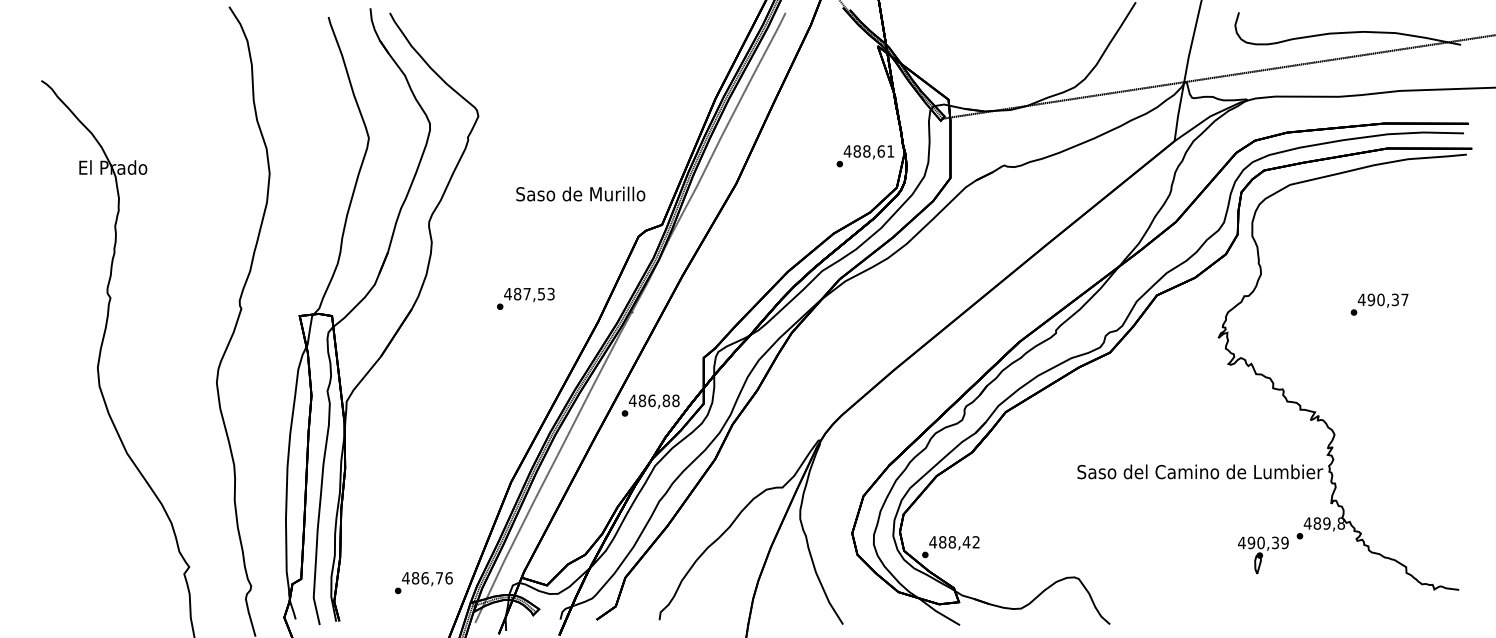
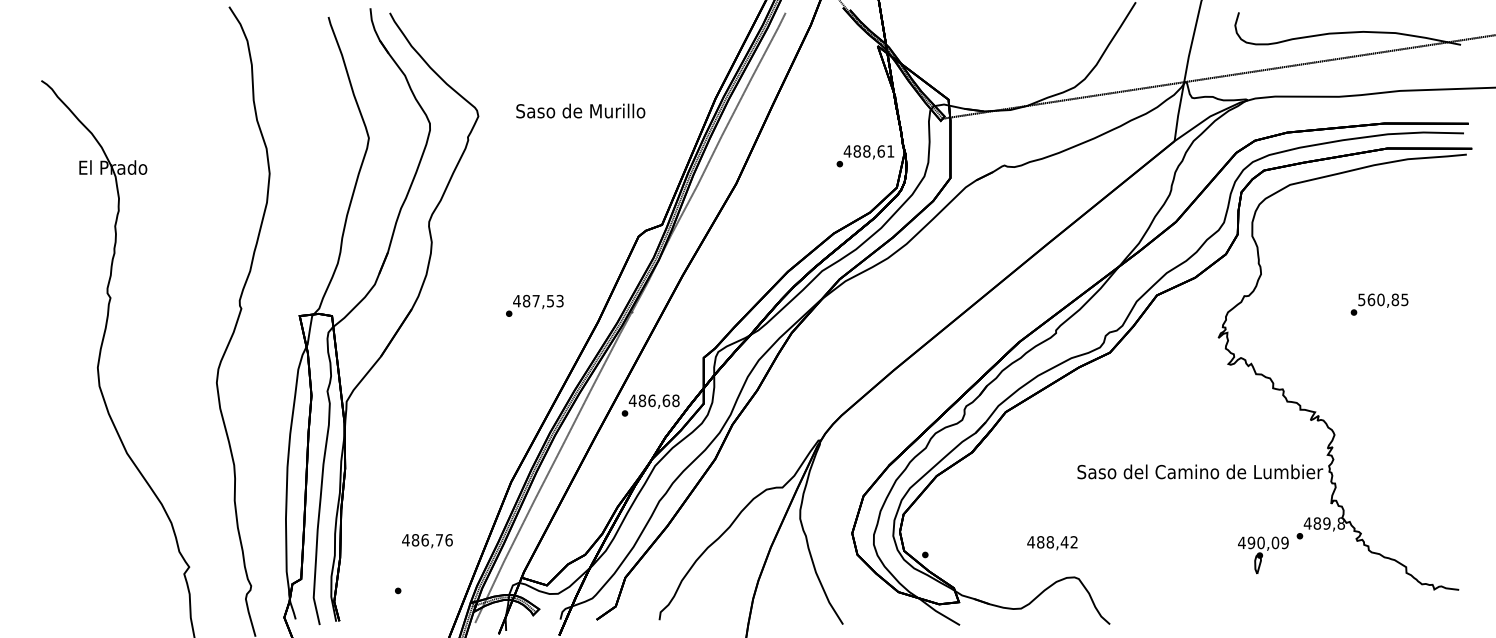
text position: (580, 193) -> (580, 110) (580, 110)
text position: (525, 298) -> (534, 305) (534, 305)
text: 490,37 -> 560,85 (1382, 299)
text: 486,88 -> 486,68 (666, 400)
text: 490,39 -> 490,09 (1275, 542)
text position: (954, 543) -> (1052, 543) (1052, 543)
text position: (427, 579) -> (427, 541) (427, 541)
